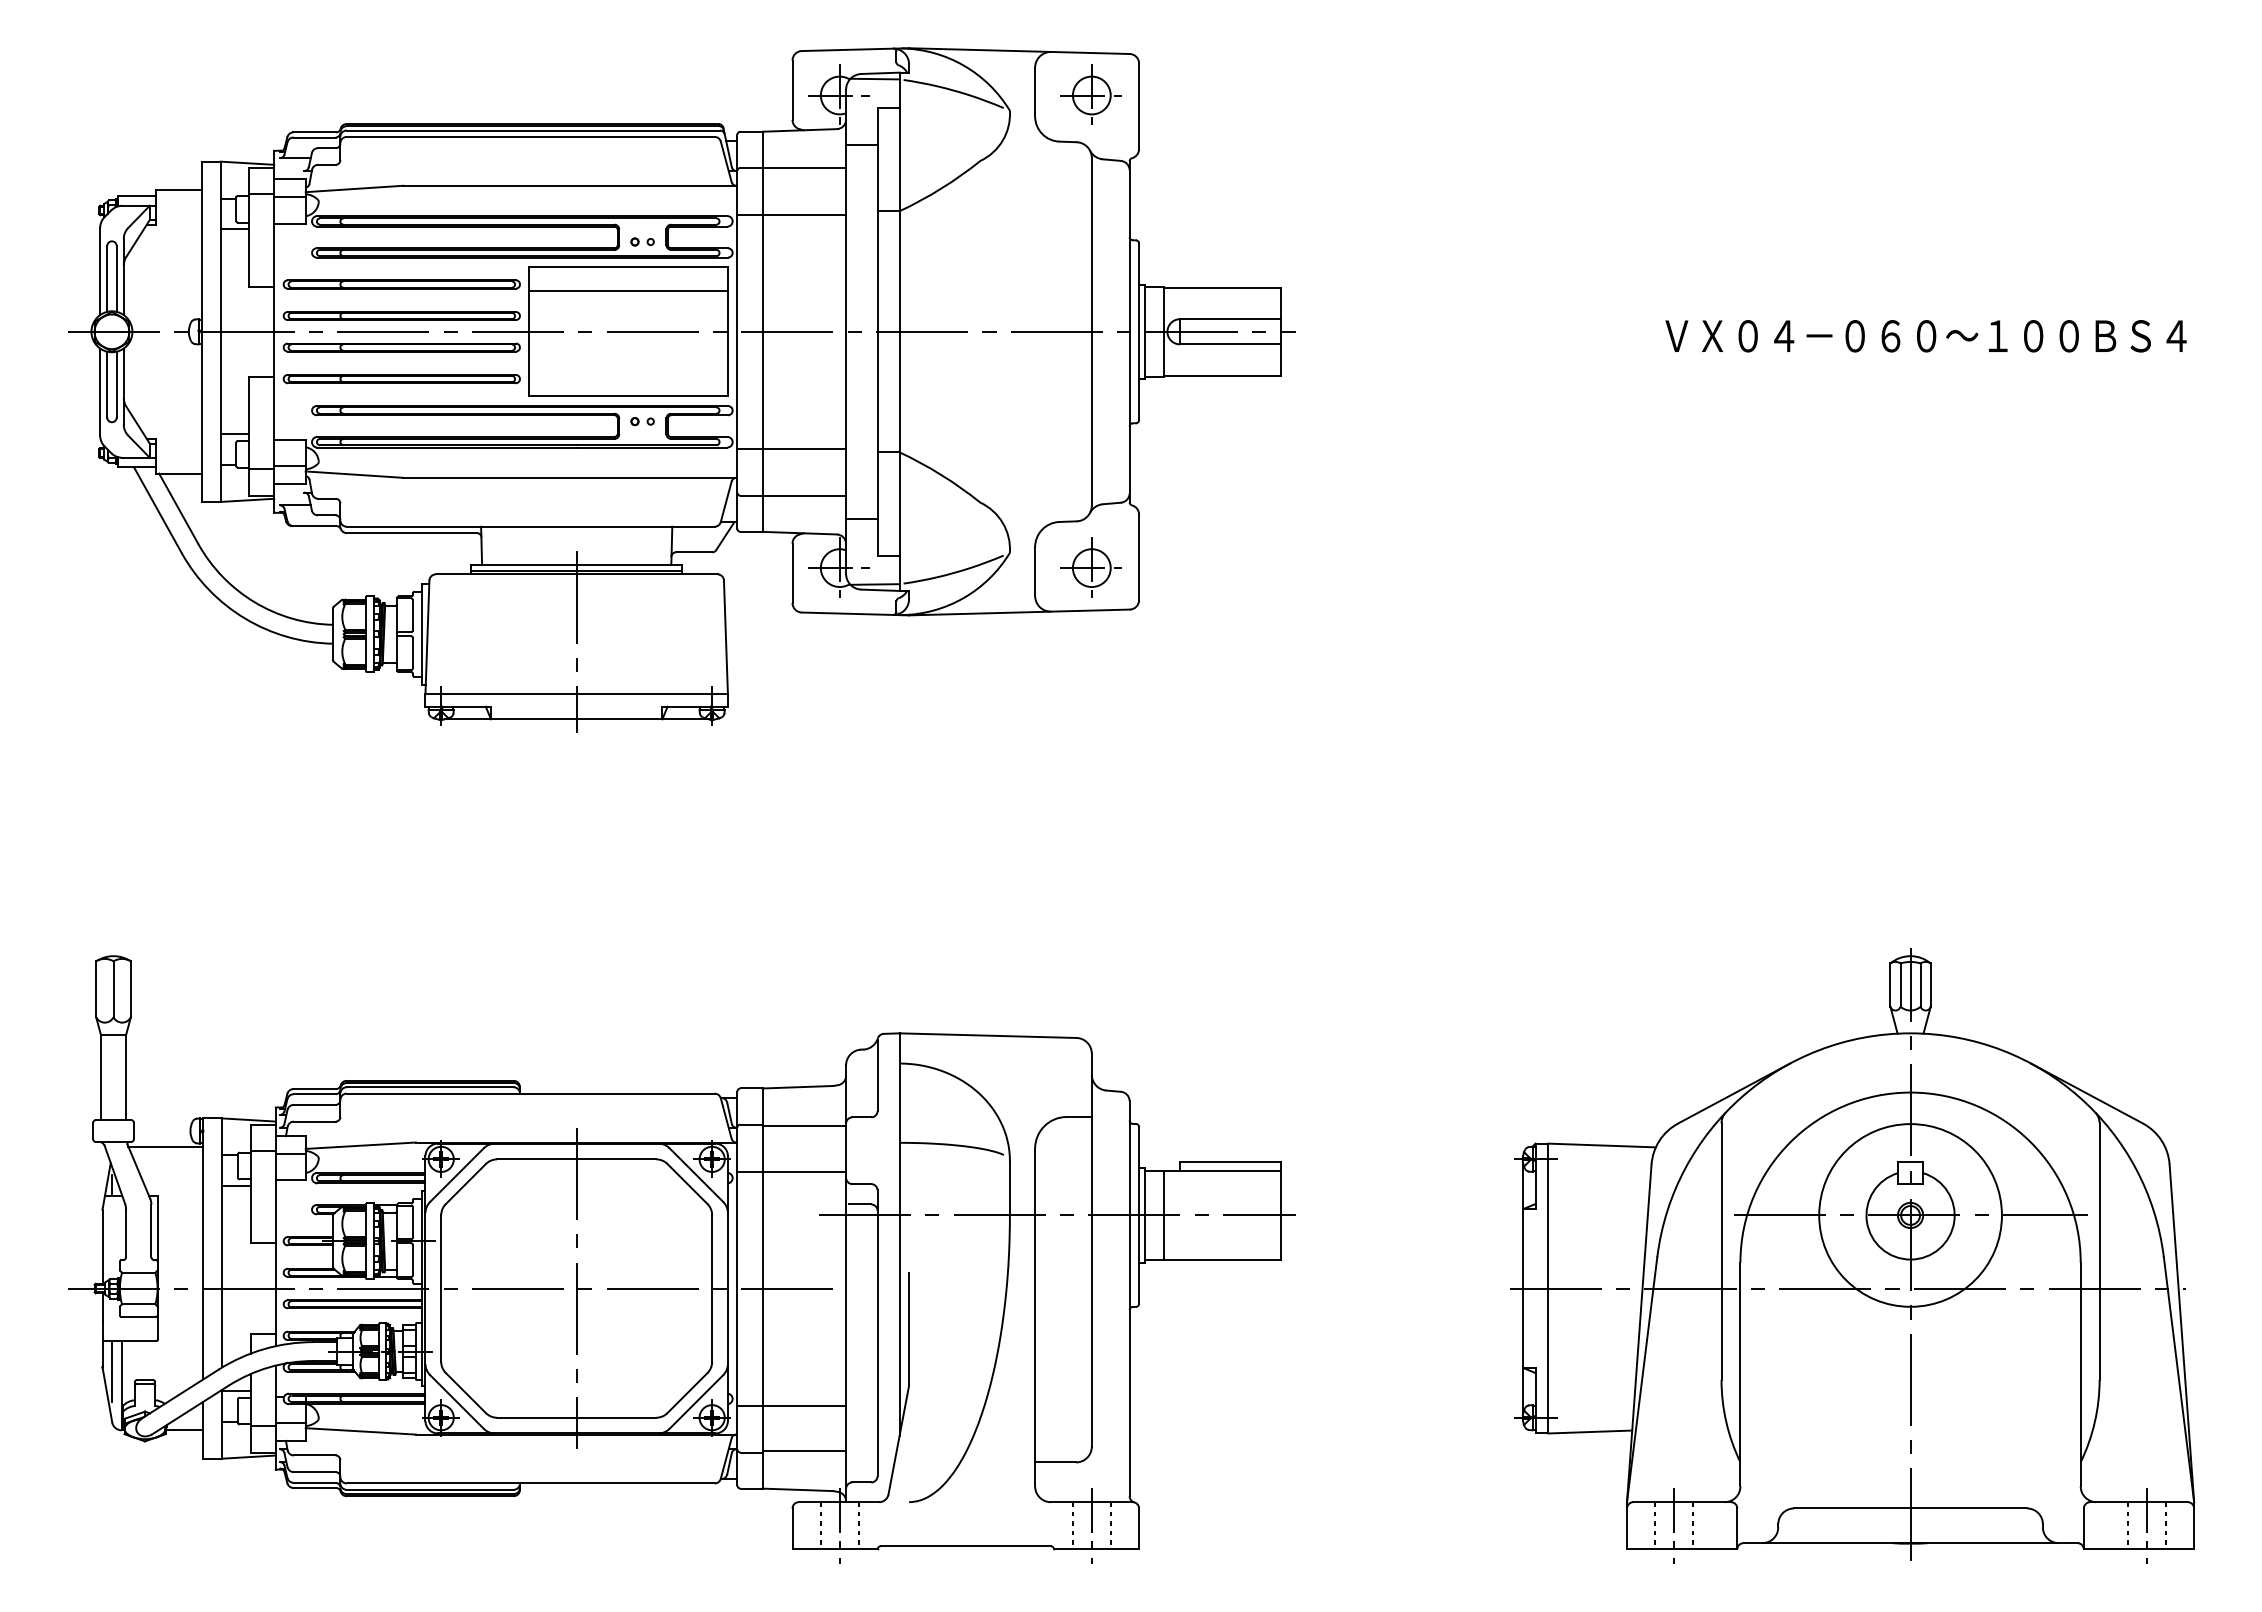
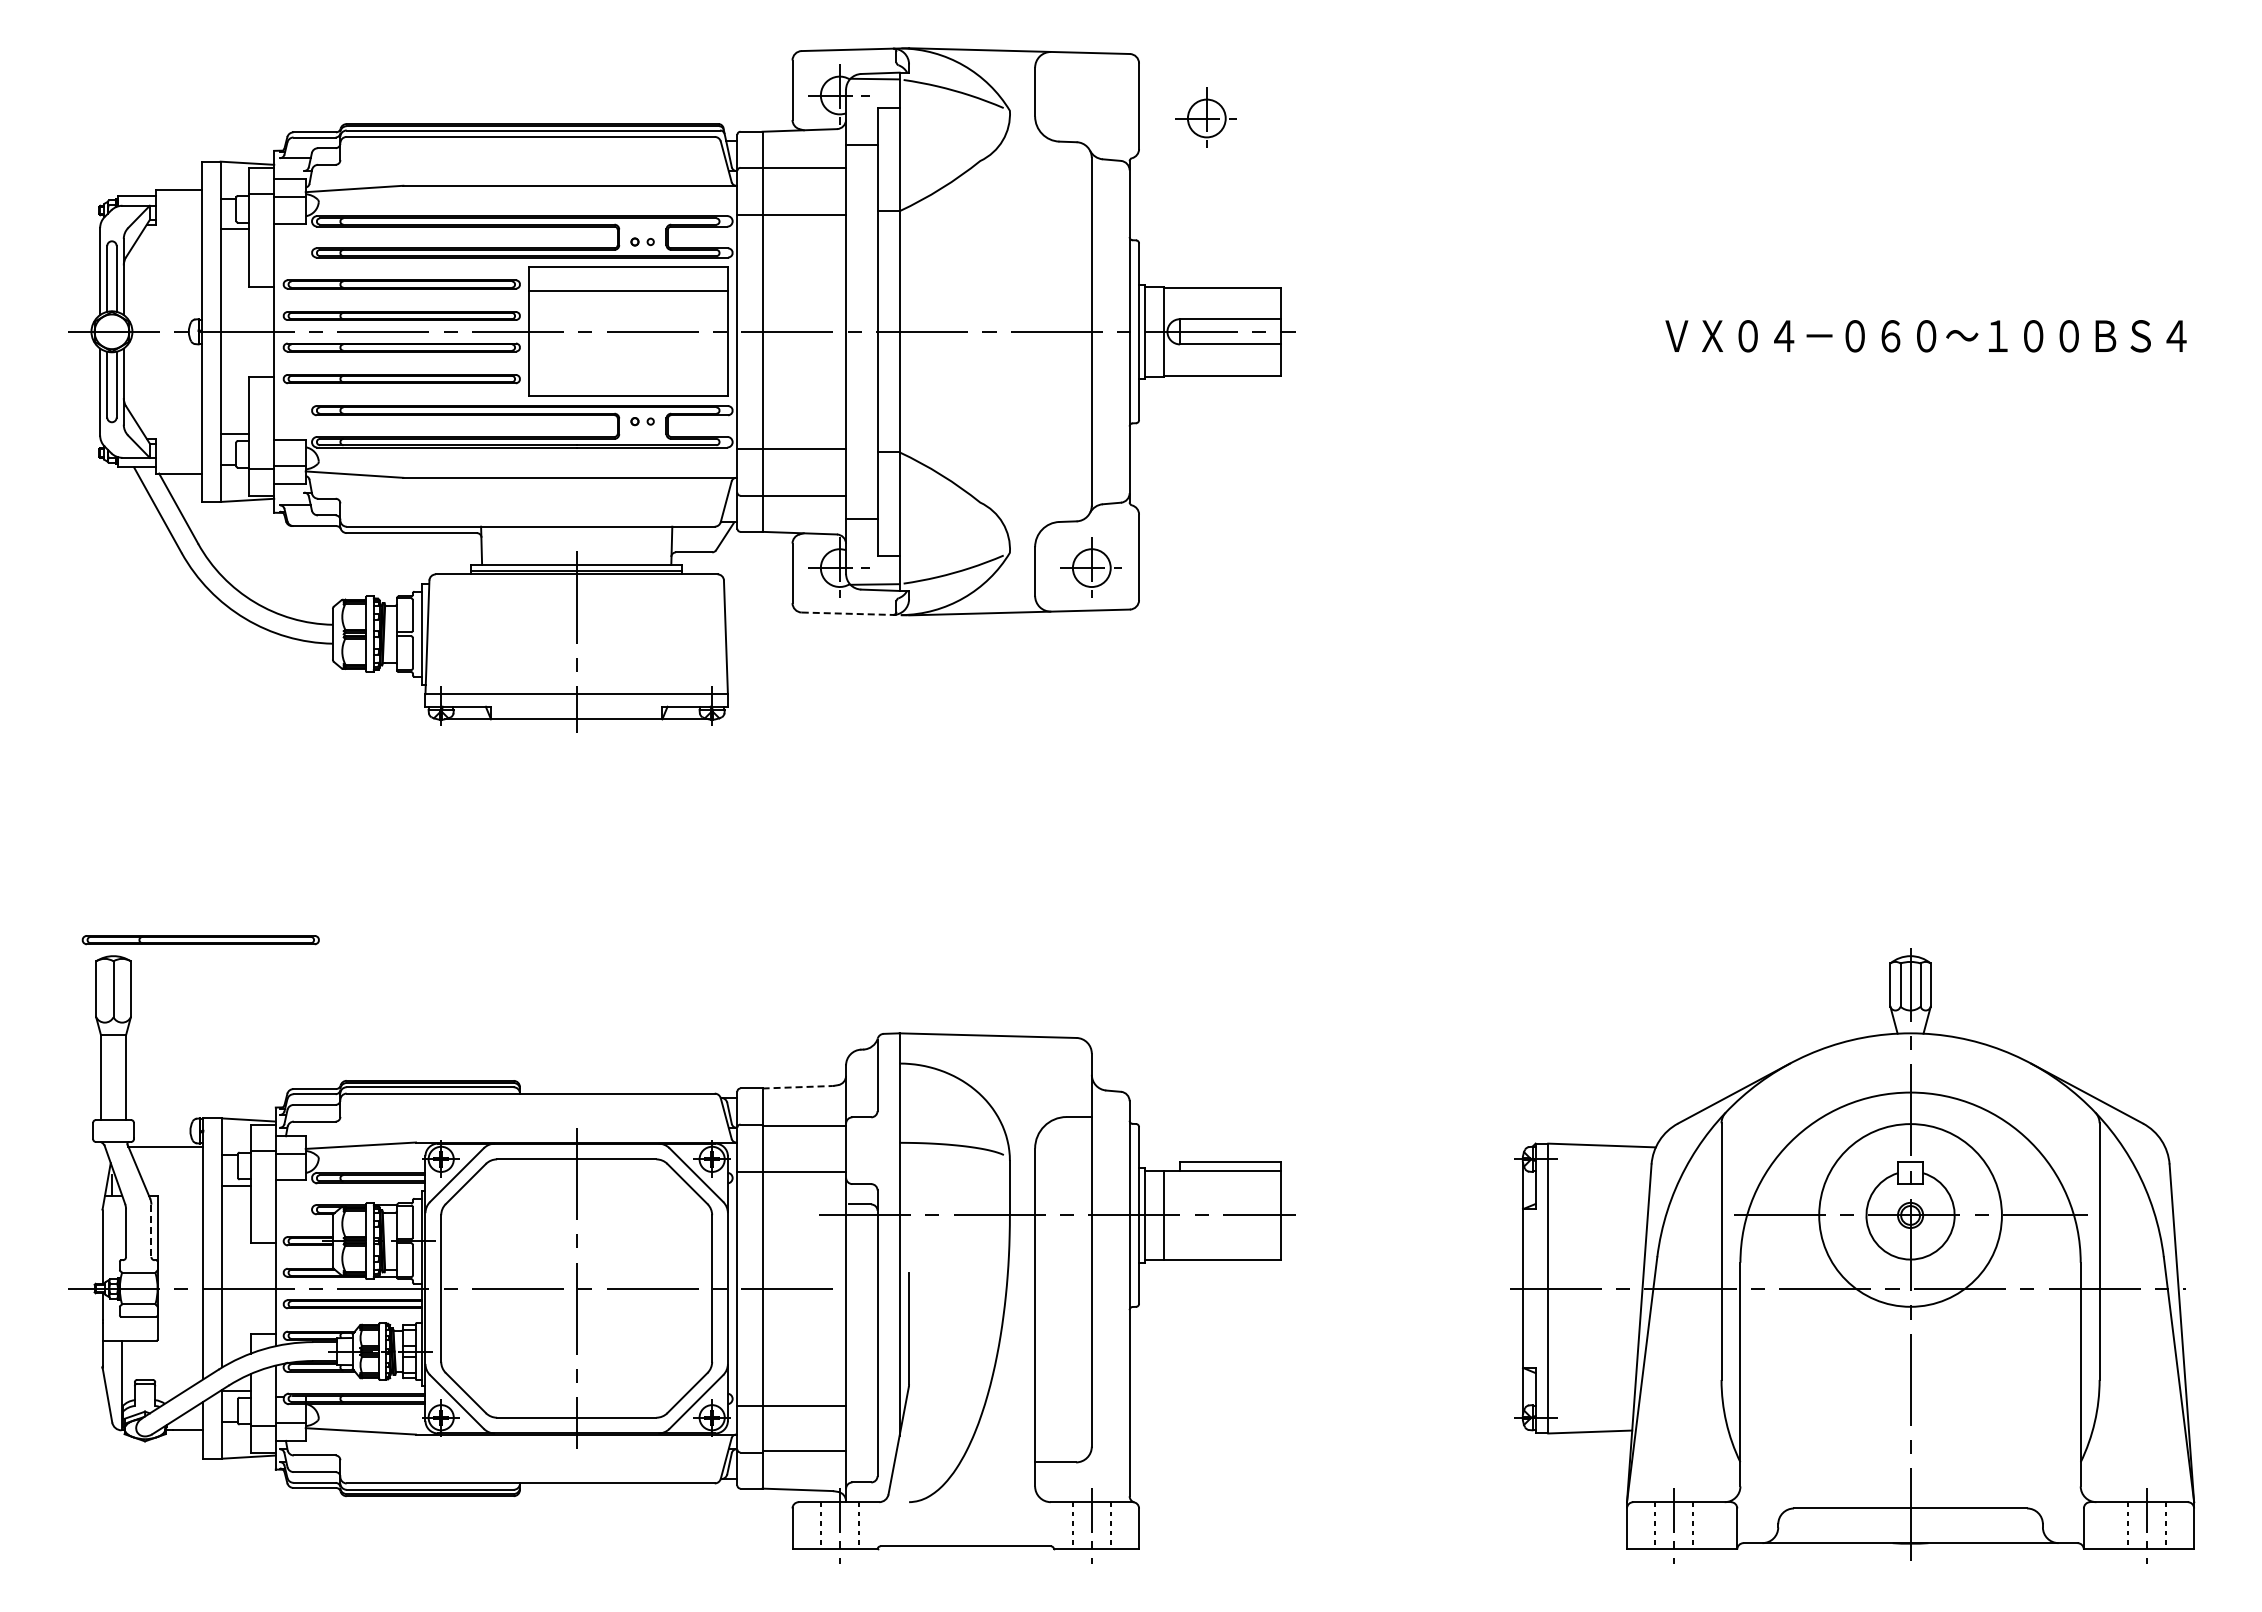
part position: (1090, 94) -> (1205, 117) (1205, 117)
line: solid -> dashed (855, 613)
part: none -> present (200, 940)
line: solid -> dashed (797, 1087)
line: solid -> dashed (151, 1231)
line: present -> none (112, 1370)
